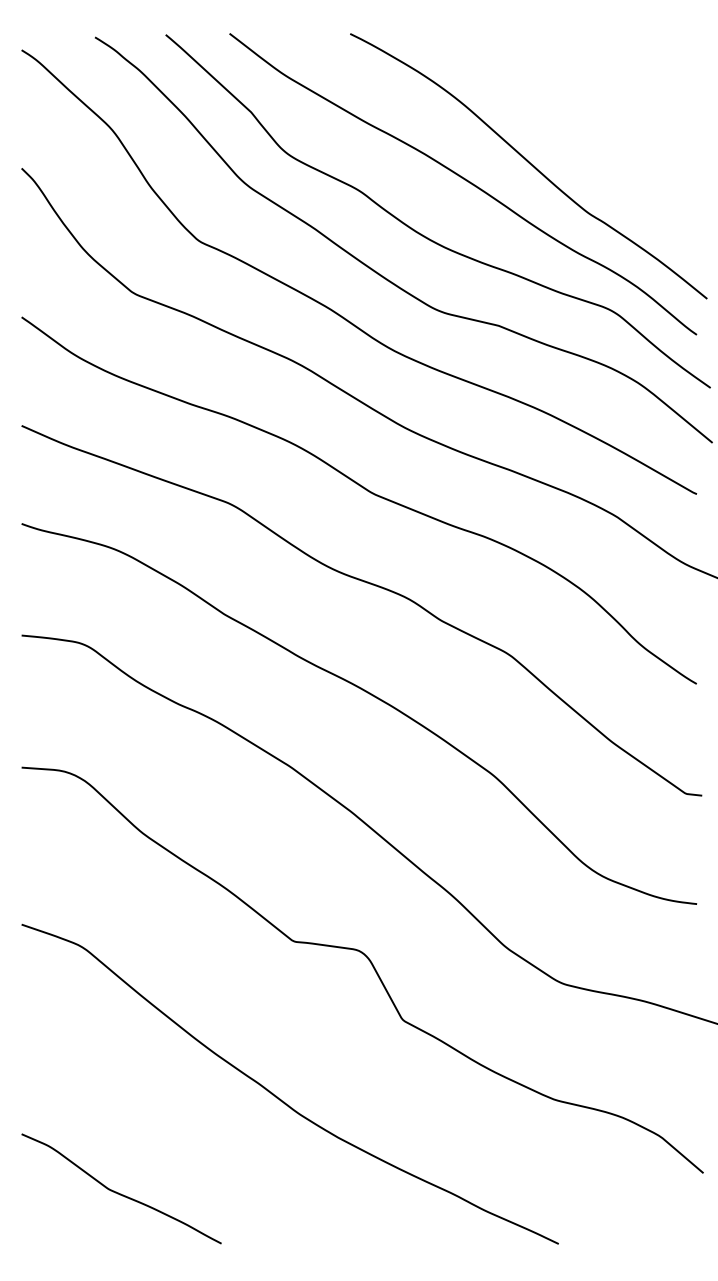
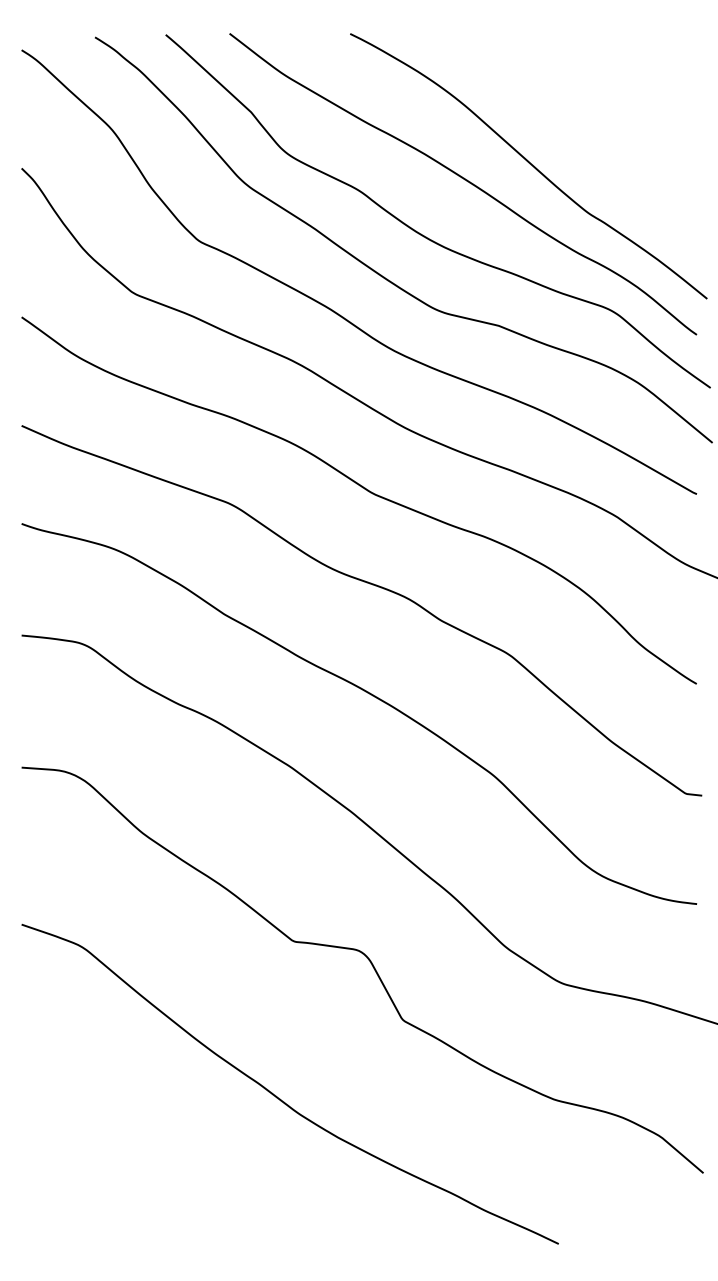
curve: present -> none (118, 1192)
